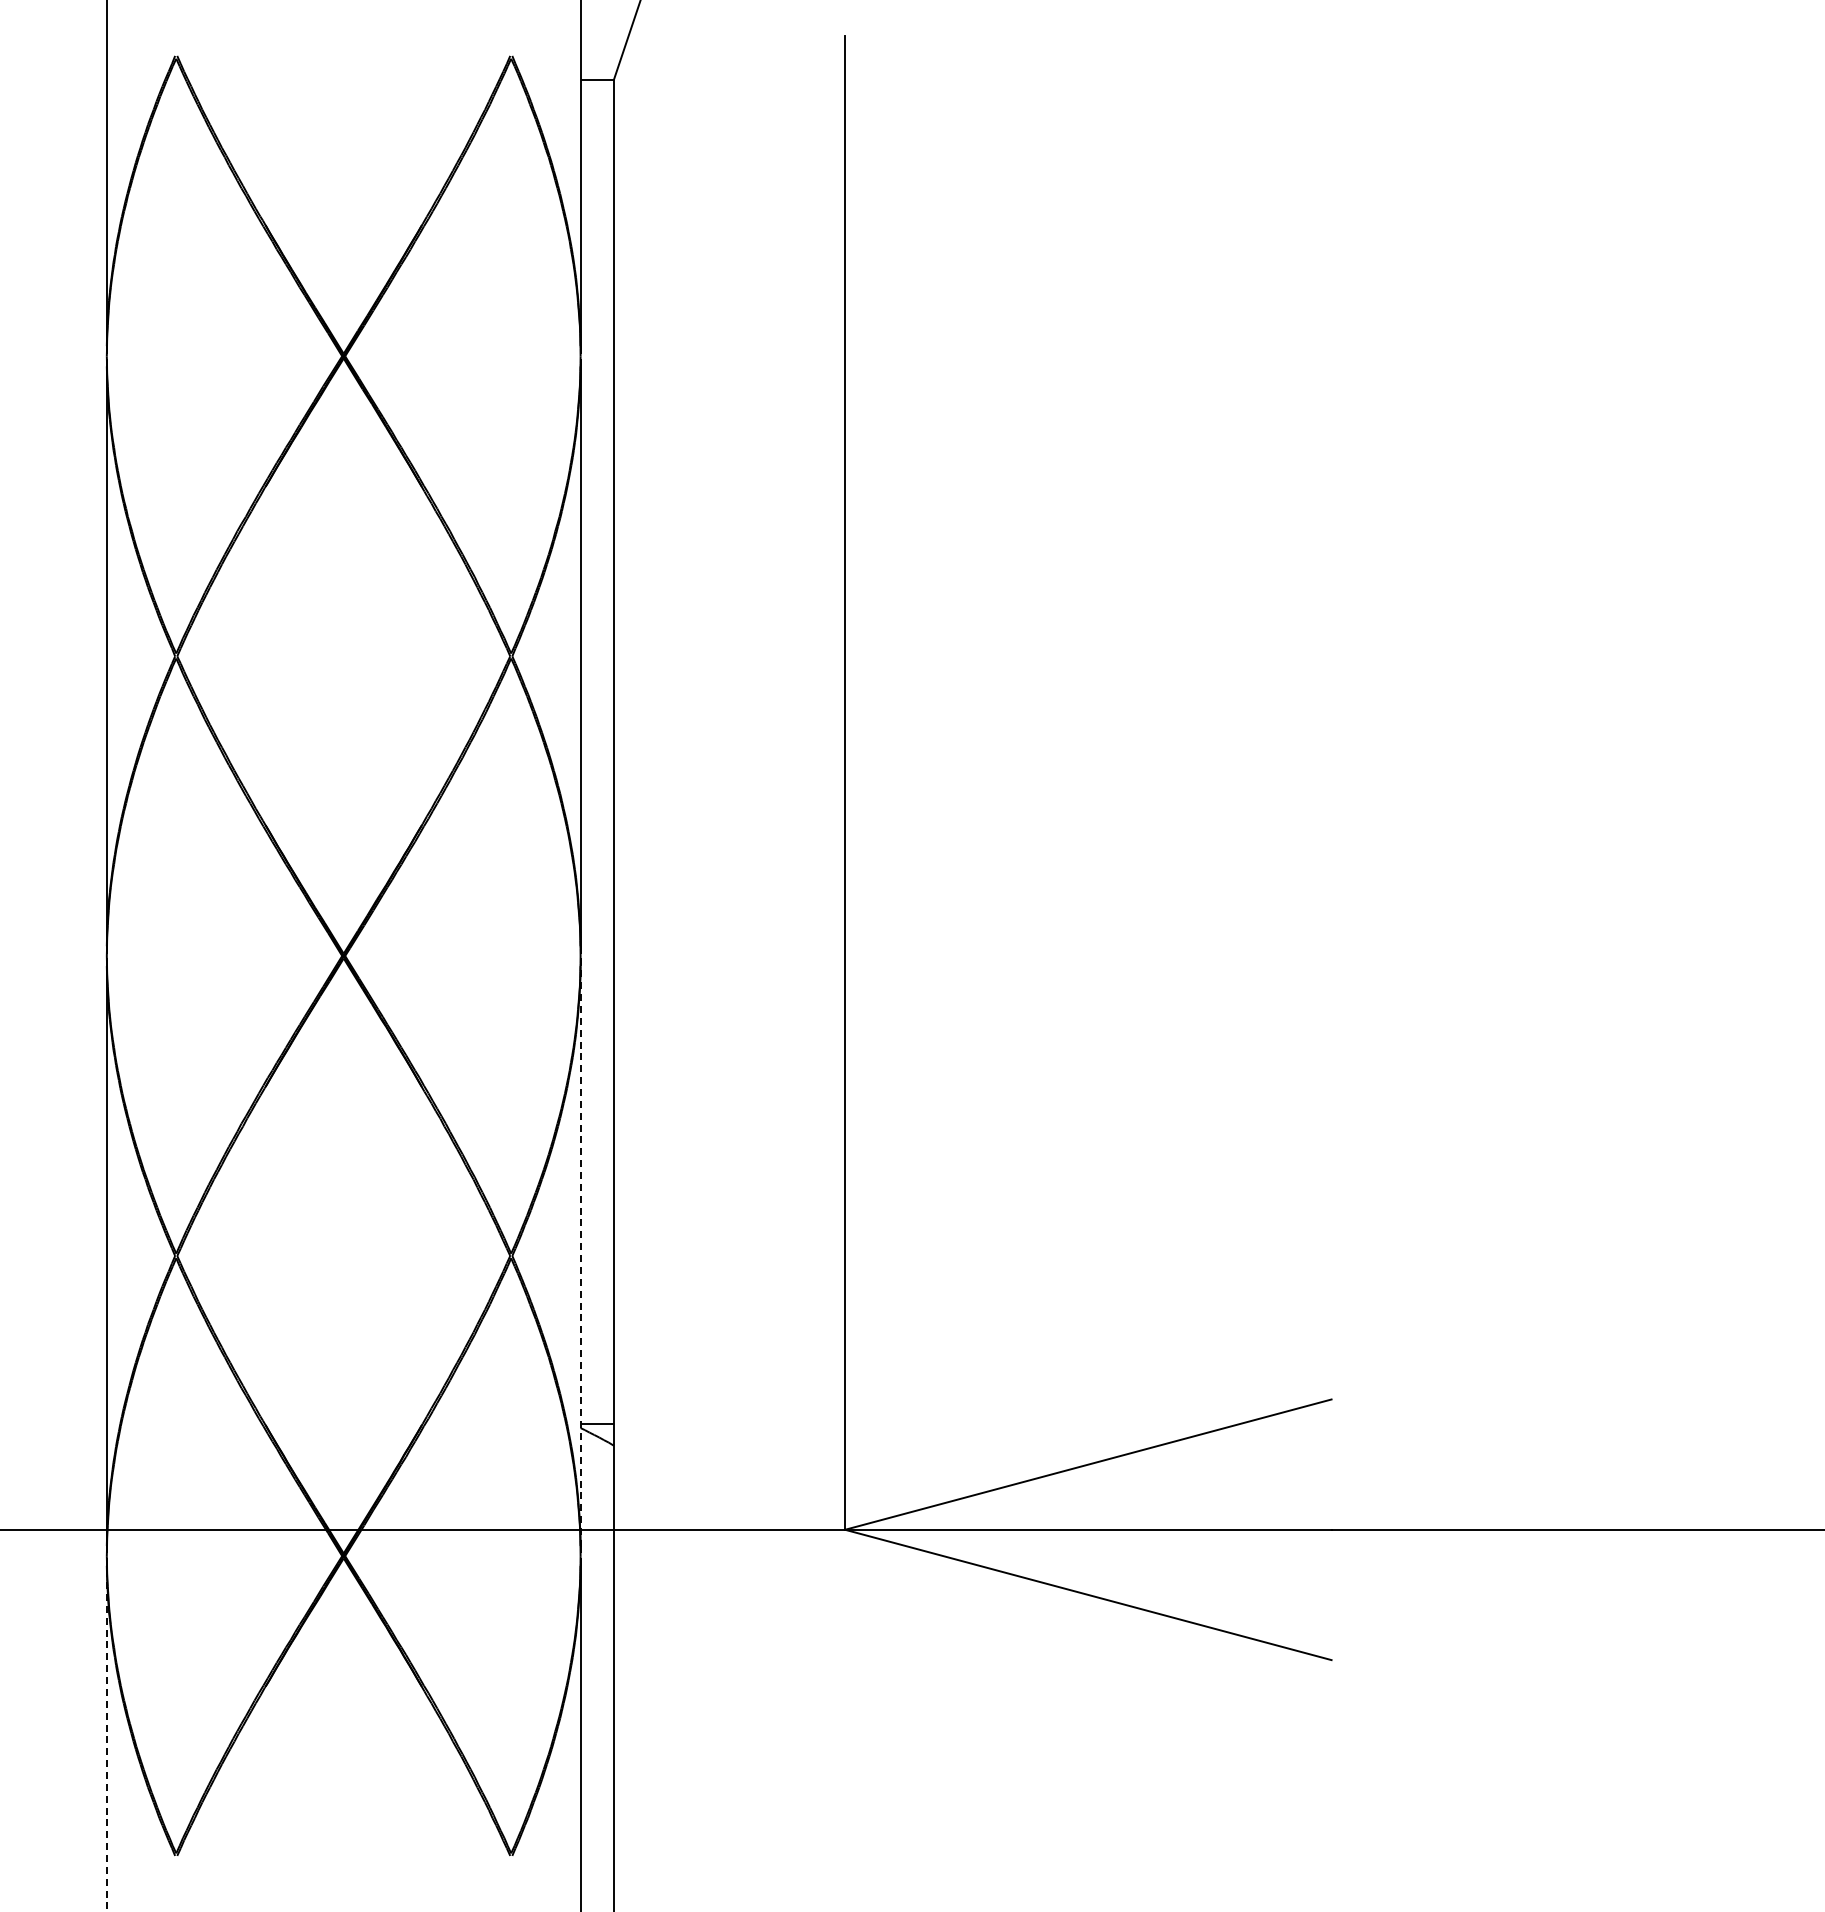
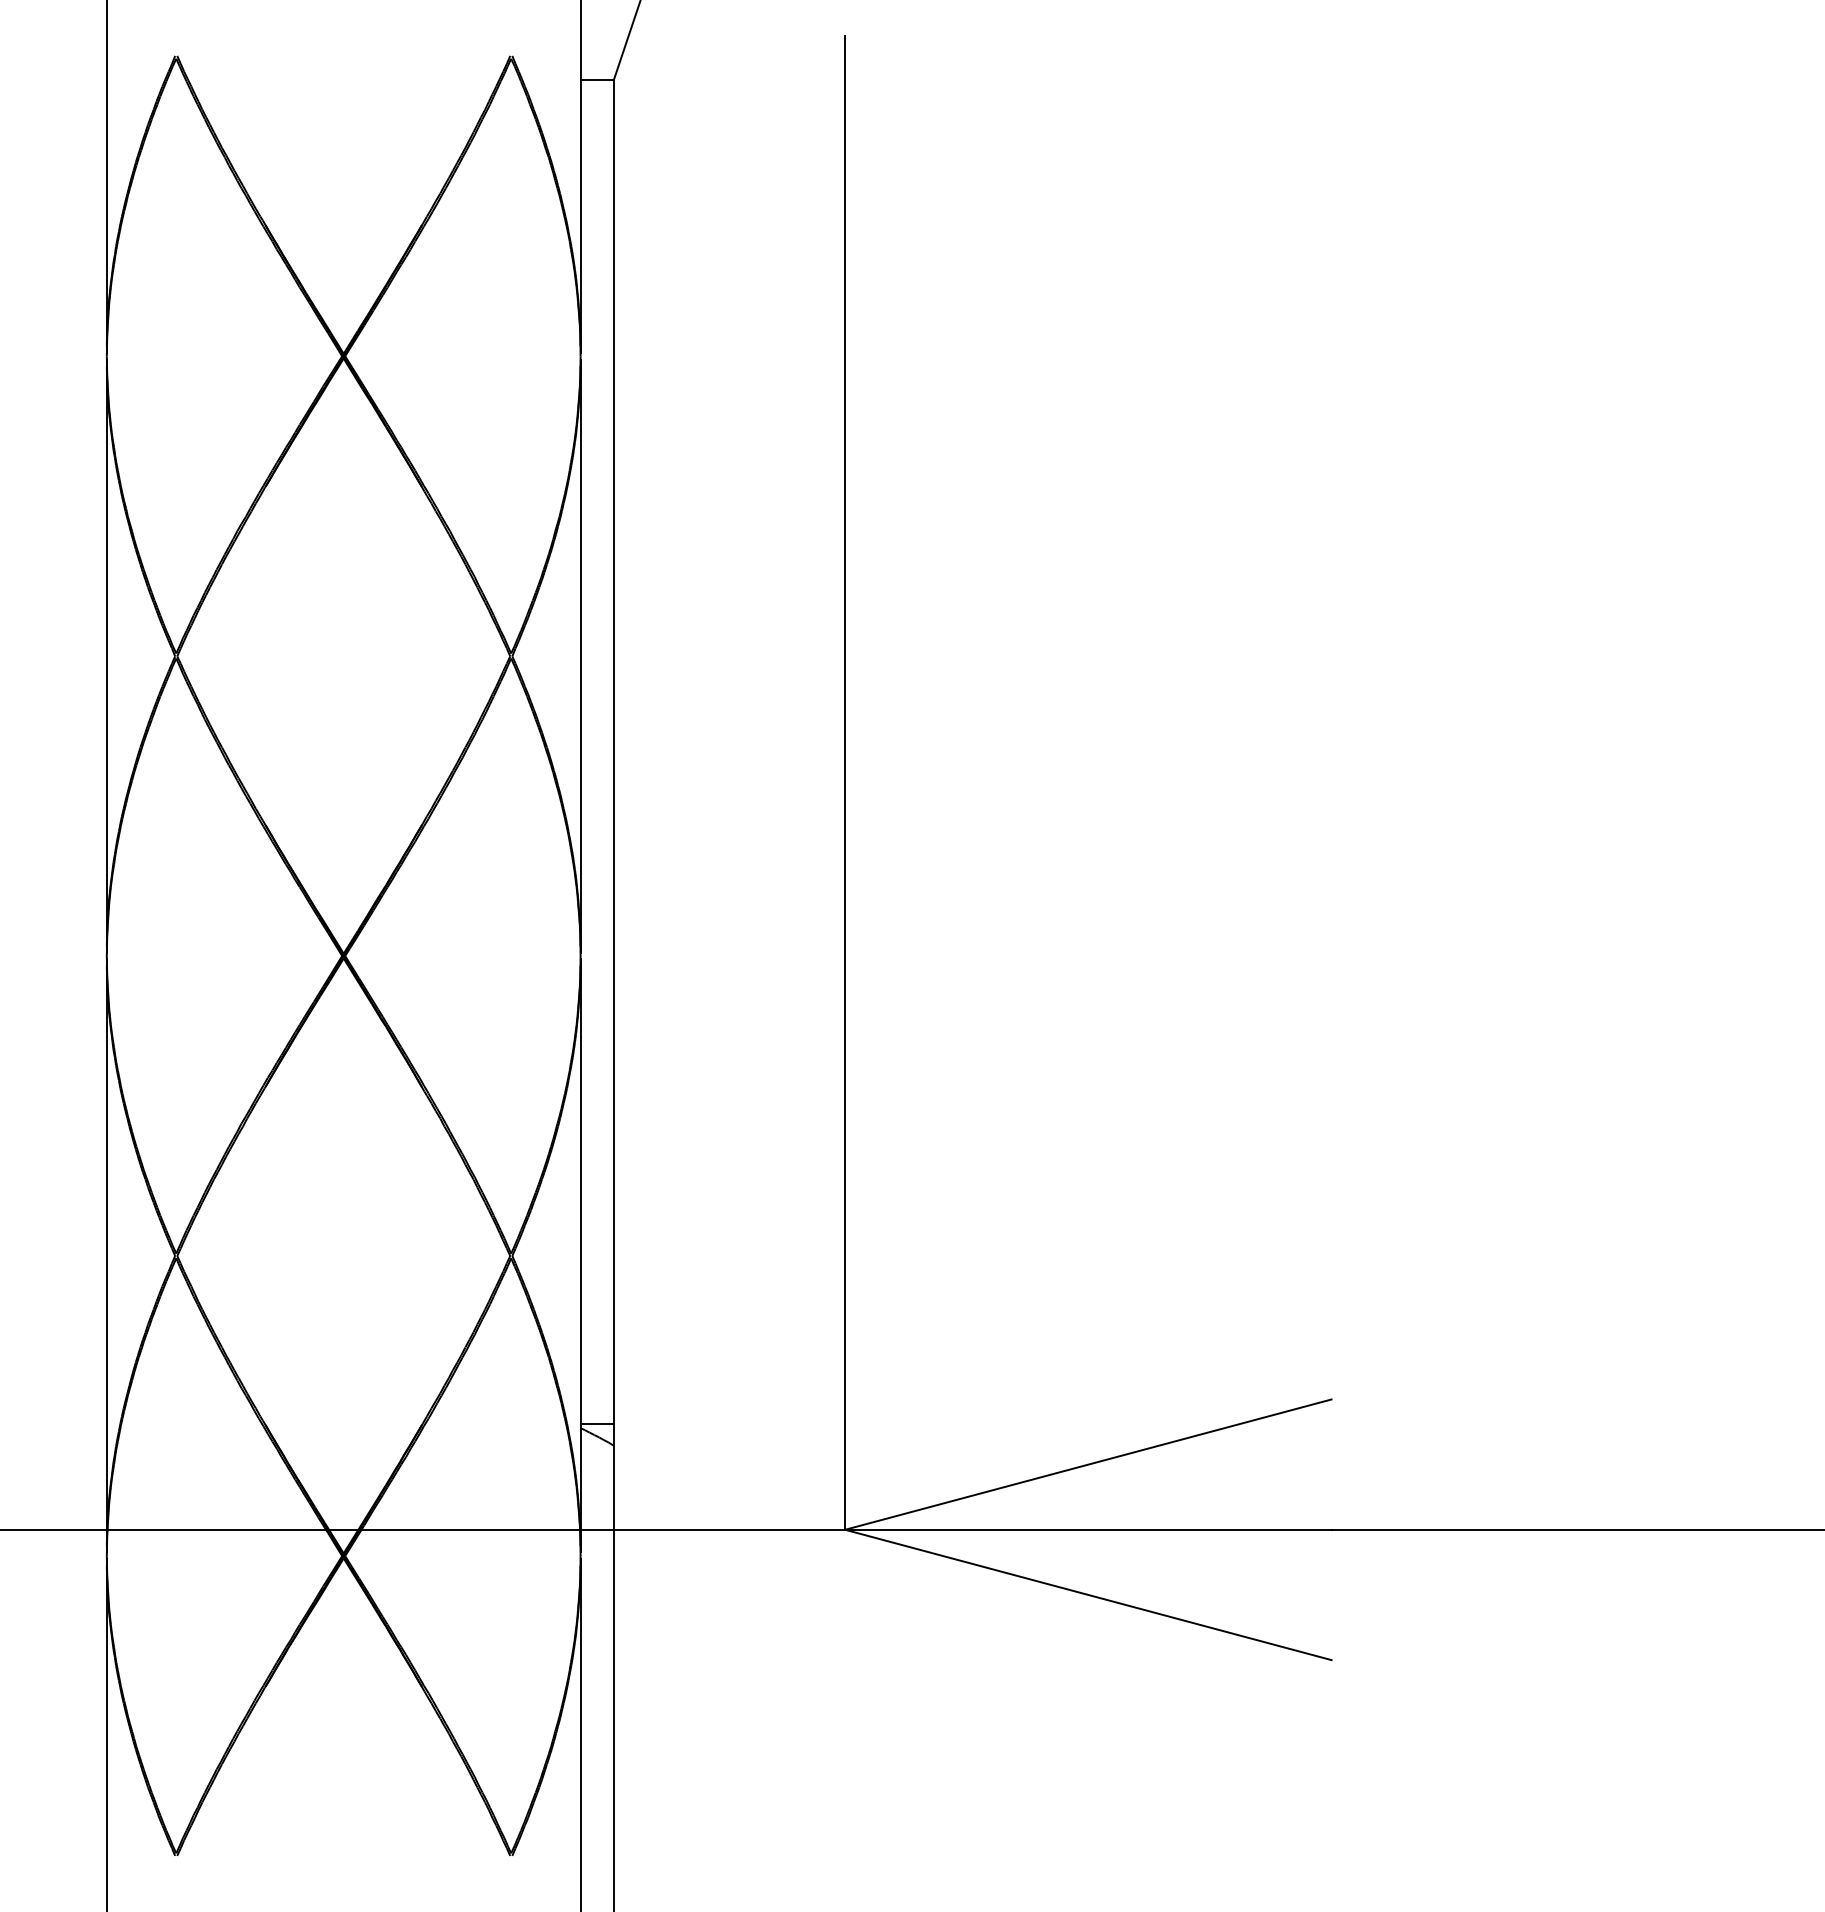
line: dashed -> solid (580, 1256)
line: dashed -> solid (106, 1735)
